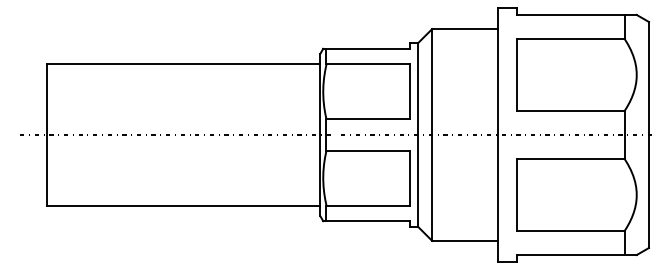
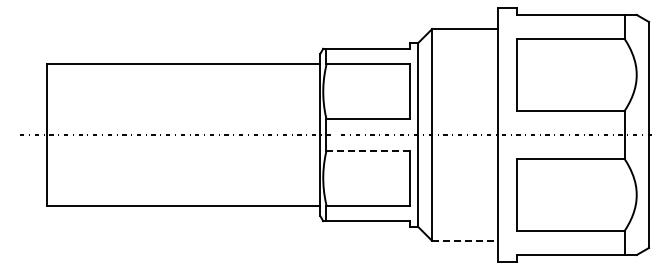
line: solid -> dashed (368, 150)
line: solid -> dashed (465, 240)
